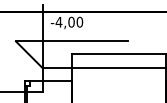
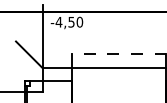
text: -4,00 -> -4,50 (71, 21)
line: present -> none (71, 41)
line: solid -> dashed (118, 54)
